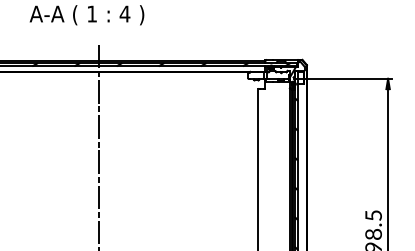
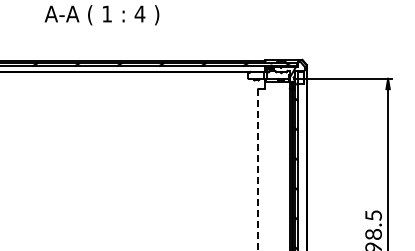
text position: (86, 15) -> (101, 15) (101, 15)
line: present -> none (99, 145)
line: solid -> dashed (258, 170)
